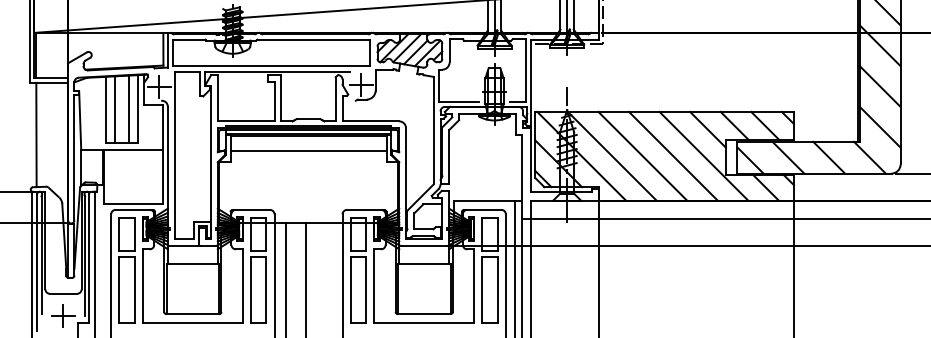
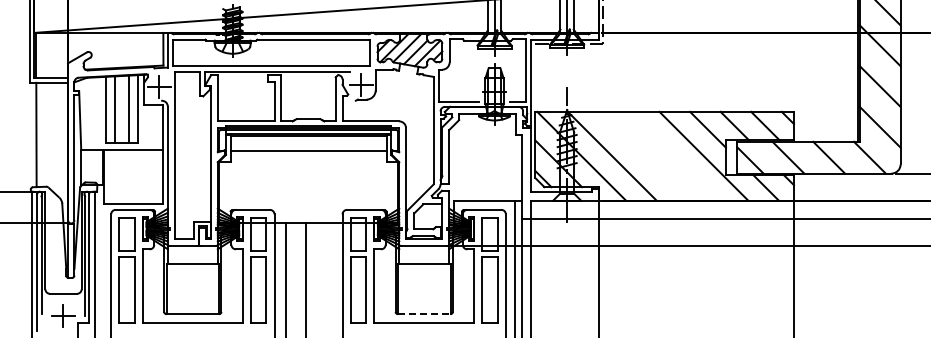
line: present -> none (642, 155)
line: present -> none (672, 155)
line: solid -> dashed (424, 314)
